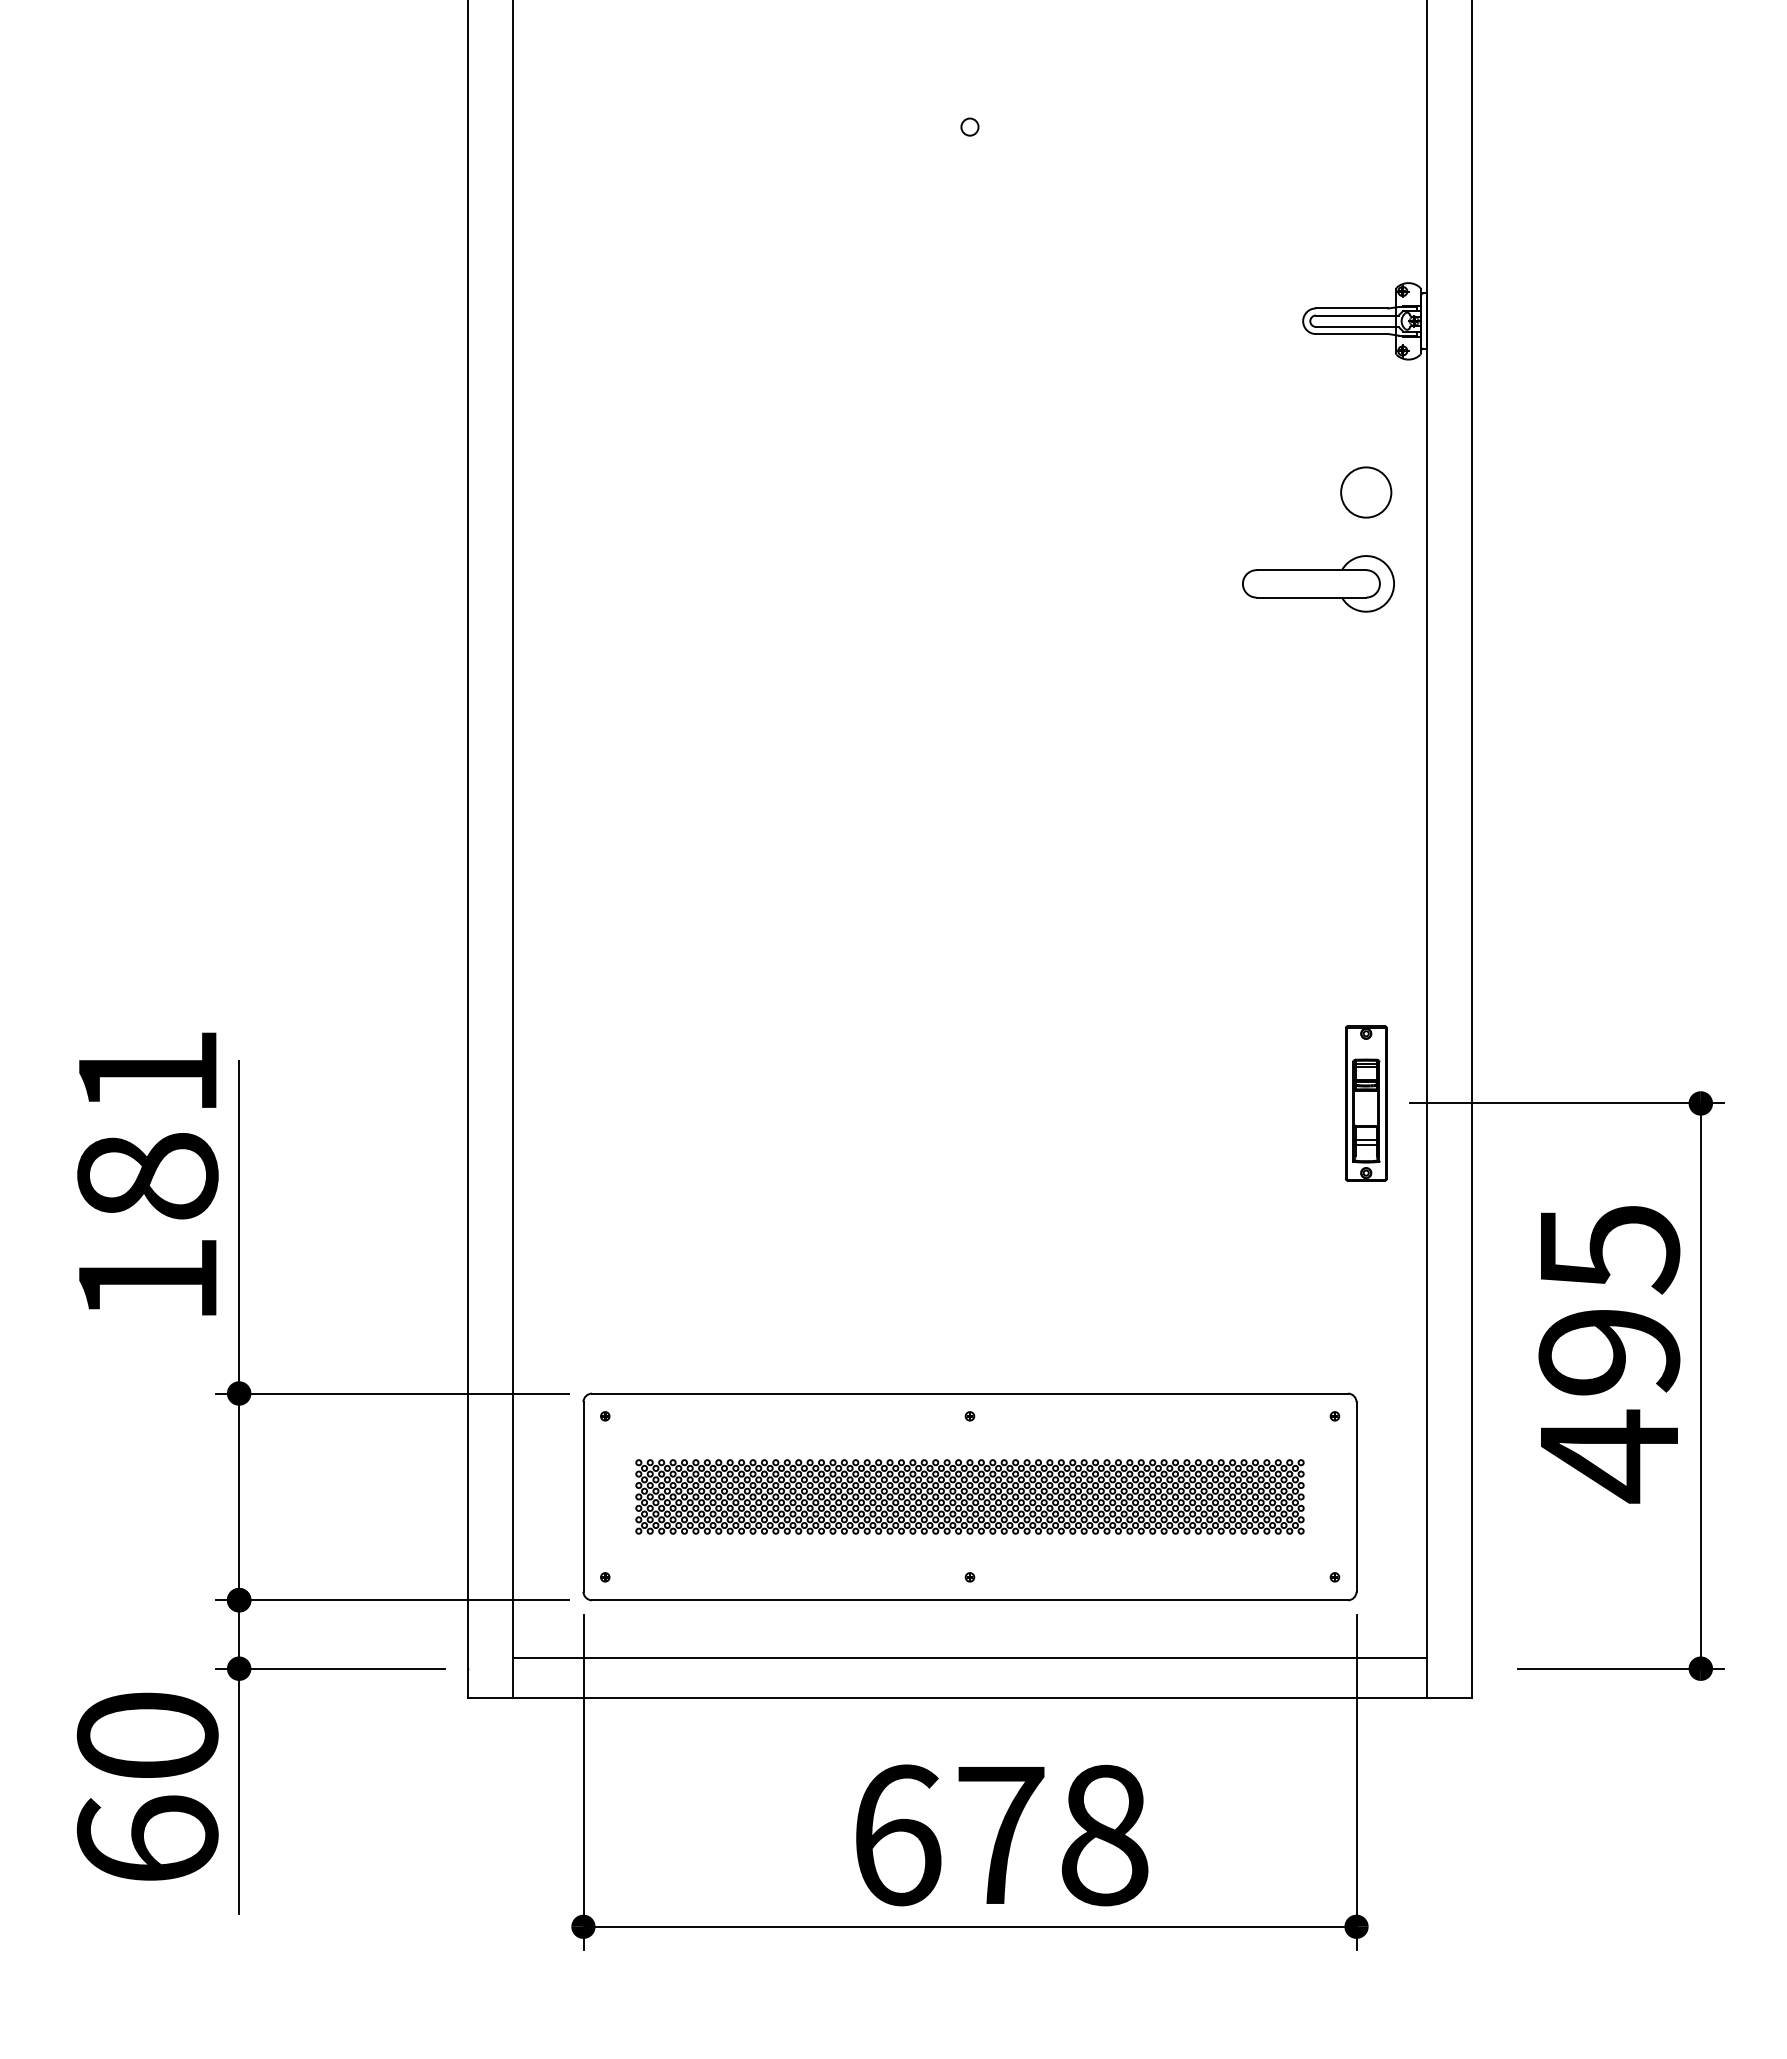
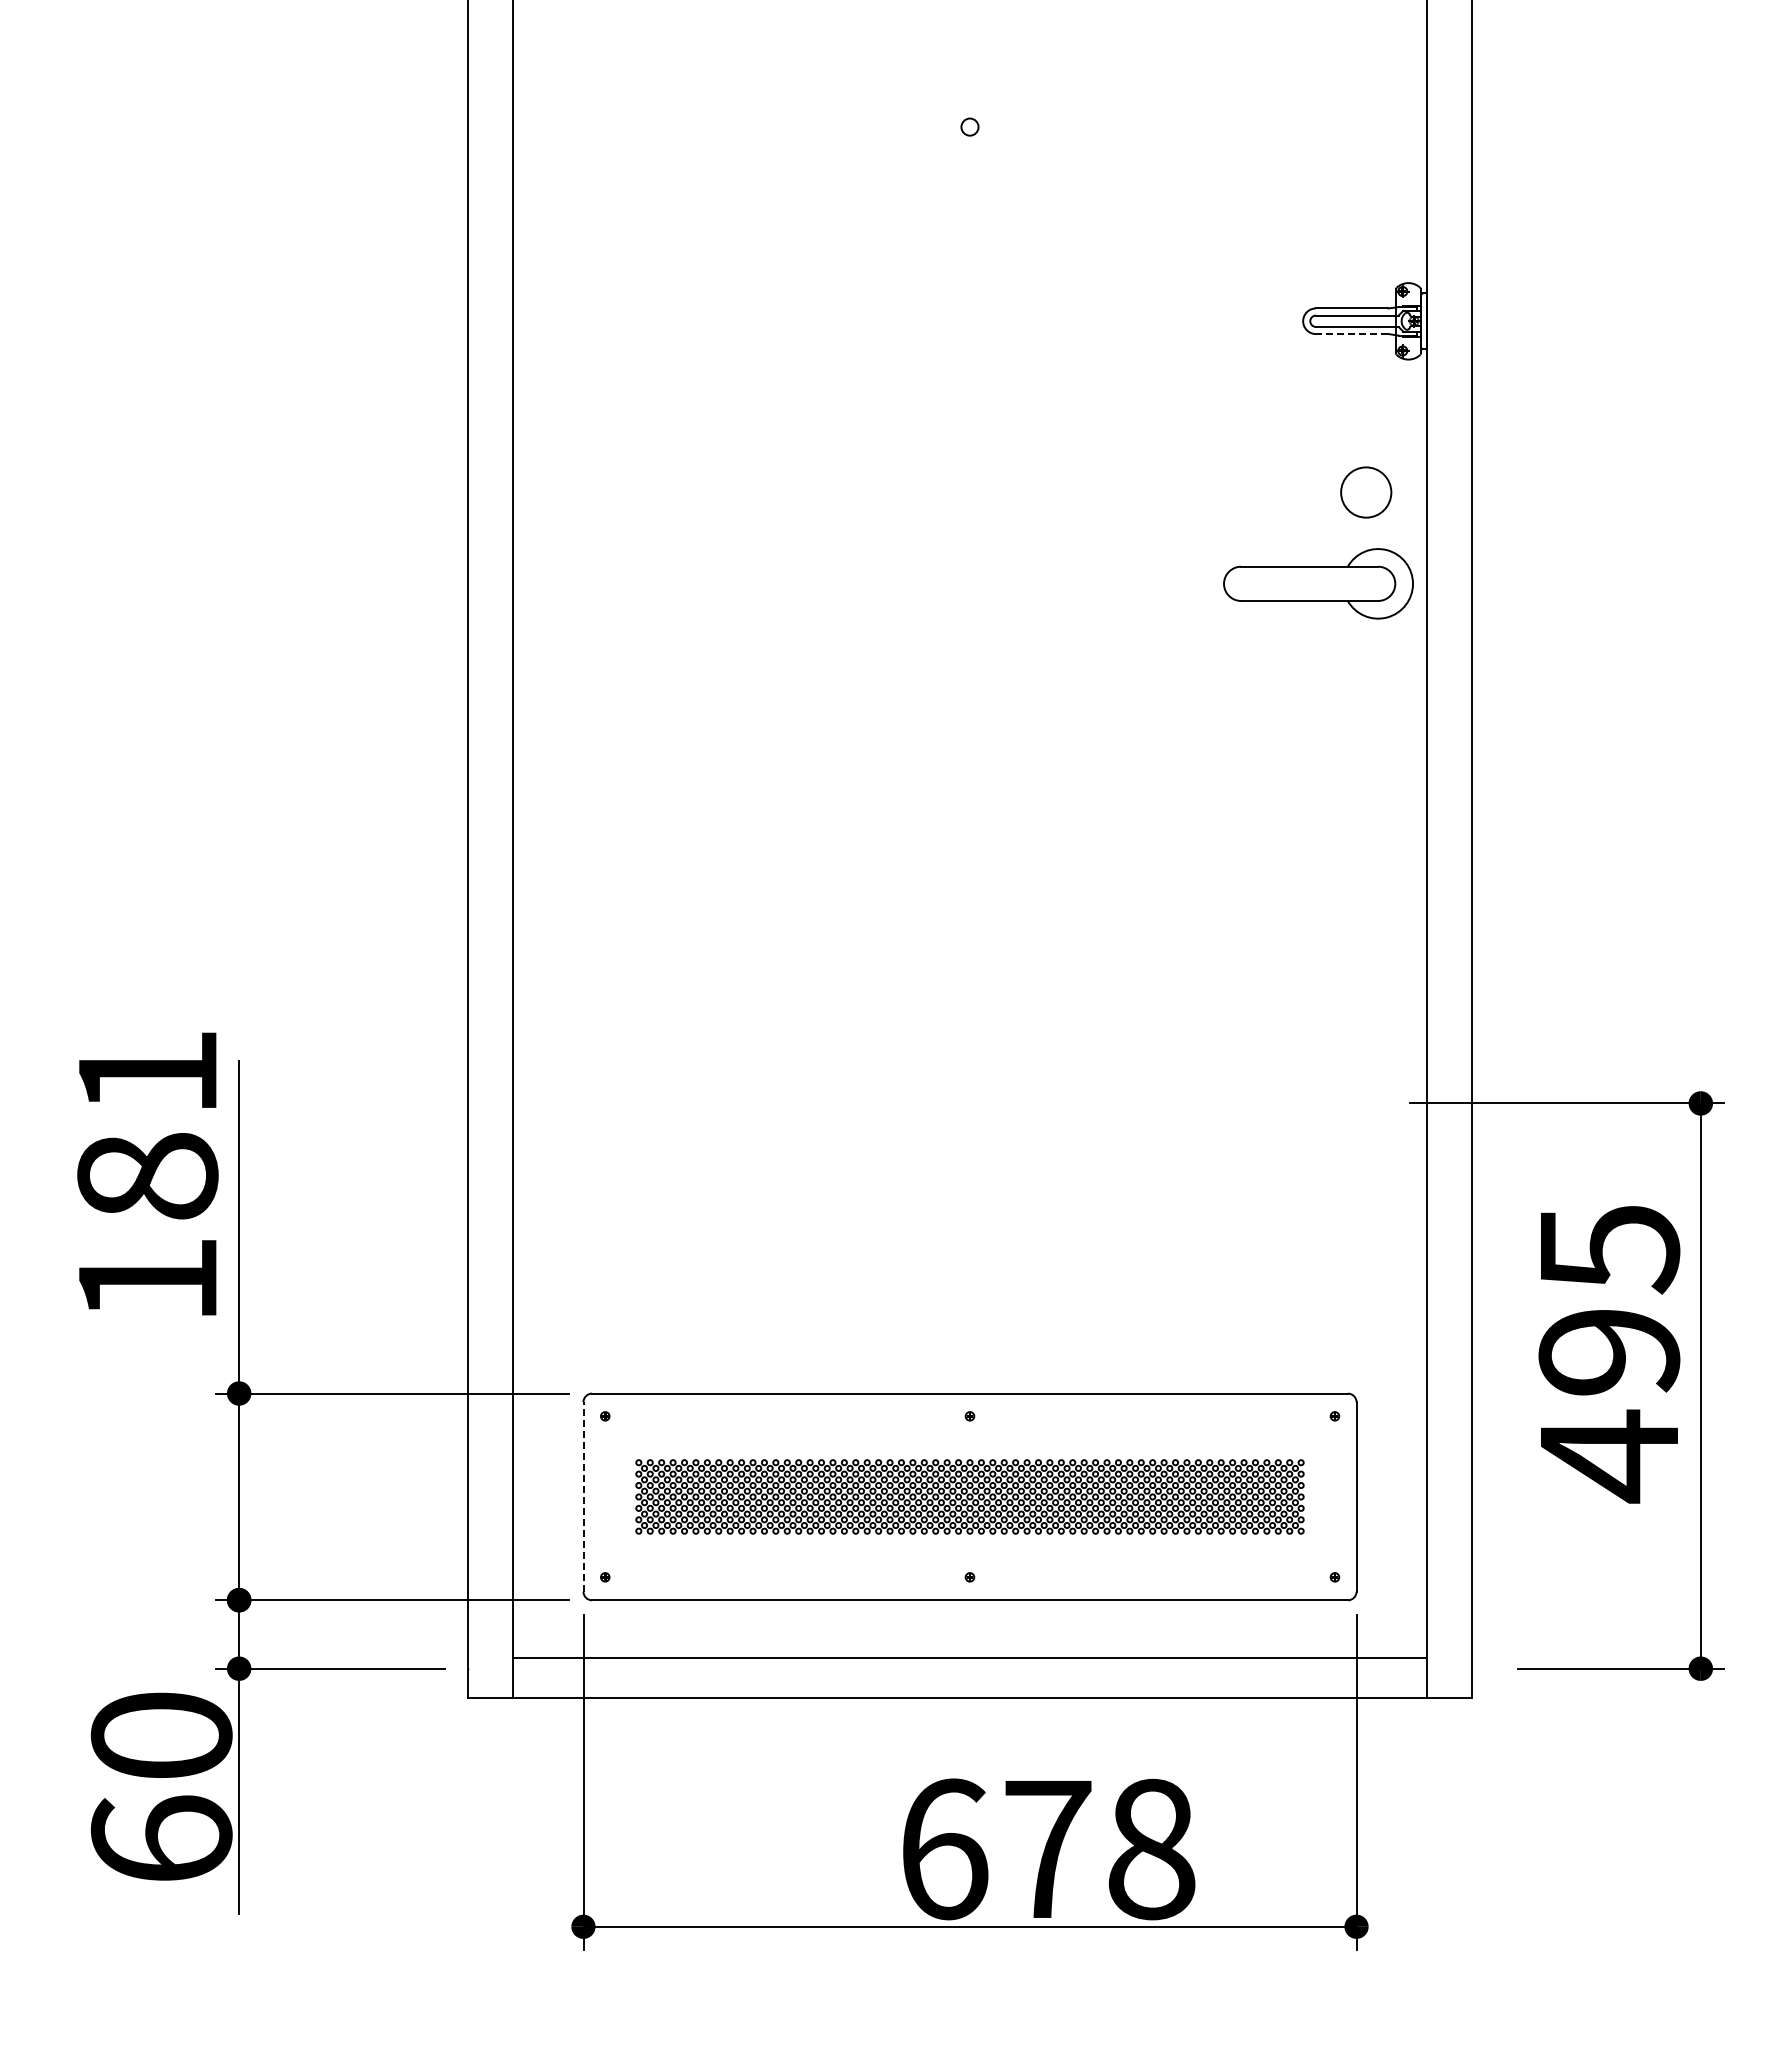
line: solid -> dashed (1351, 334)
part size: 153x58 px -> 191x72 px (1318, 583)
part: present -> none (1366, 1103)
line: solid -> dashed (583, 1496)
text position: (147, 1786) -> (161, 1786) (161, 1786)
text position: (1002, 1835) -> (1049, 1849) (1049, 1849)
